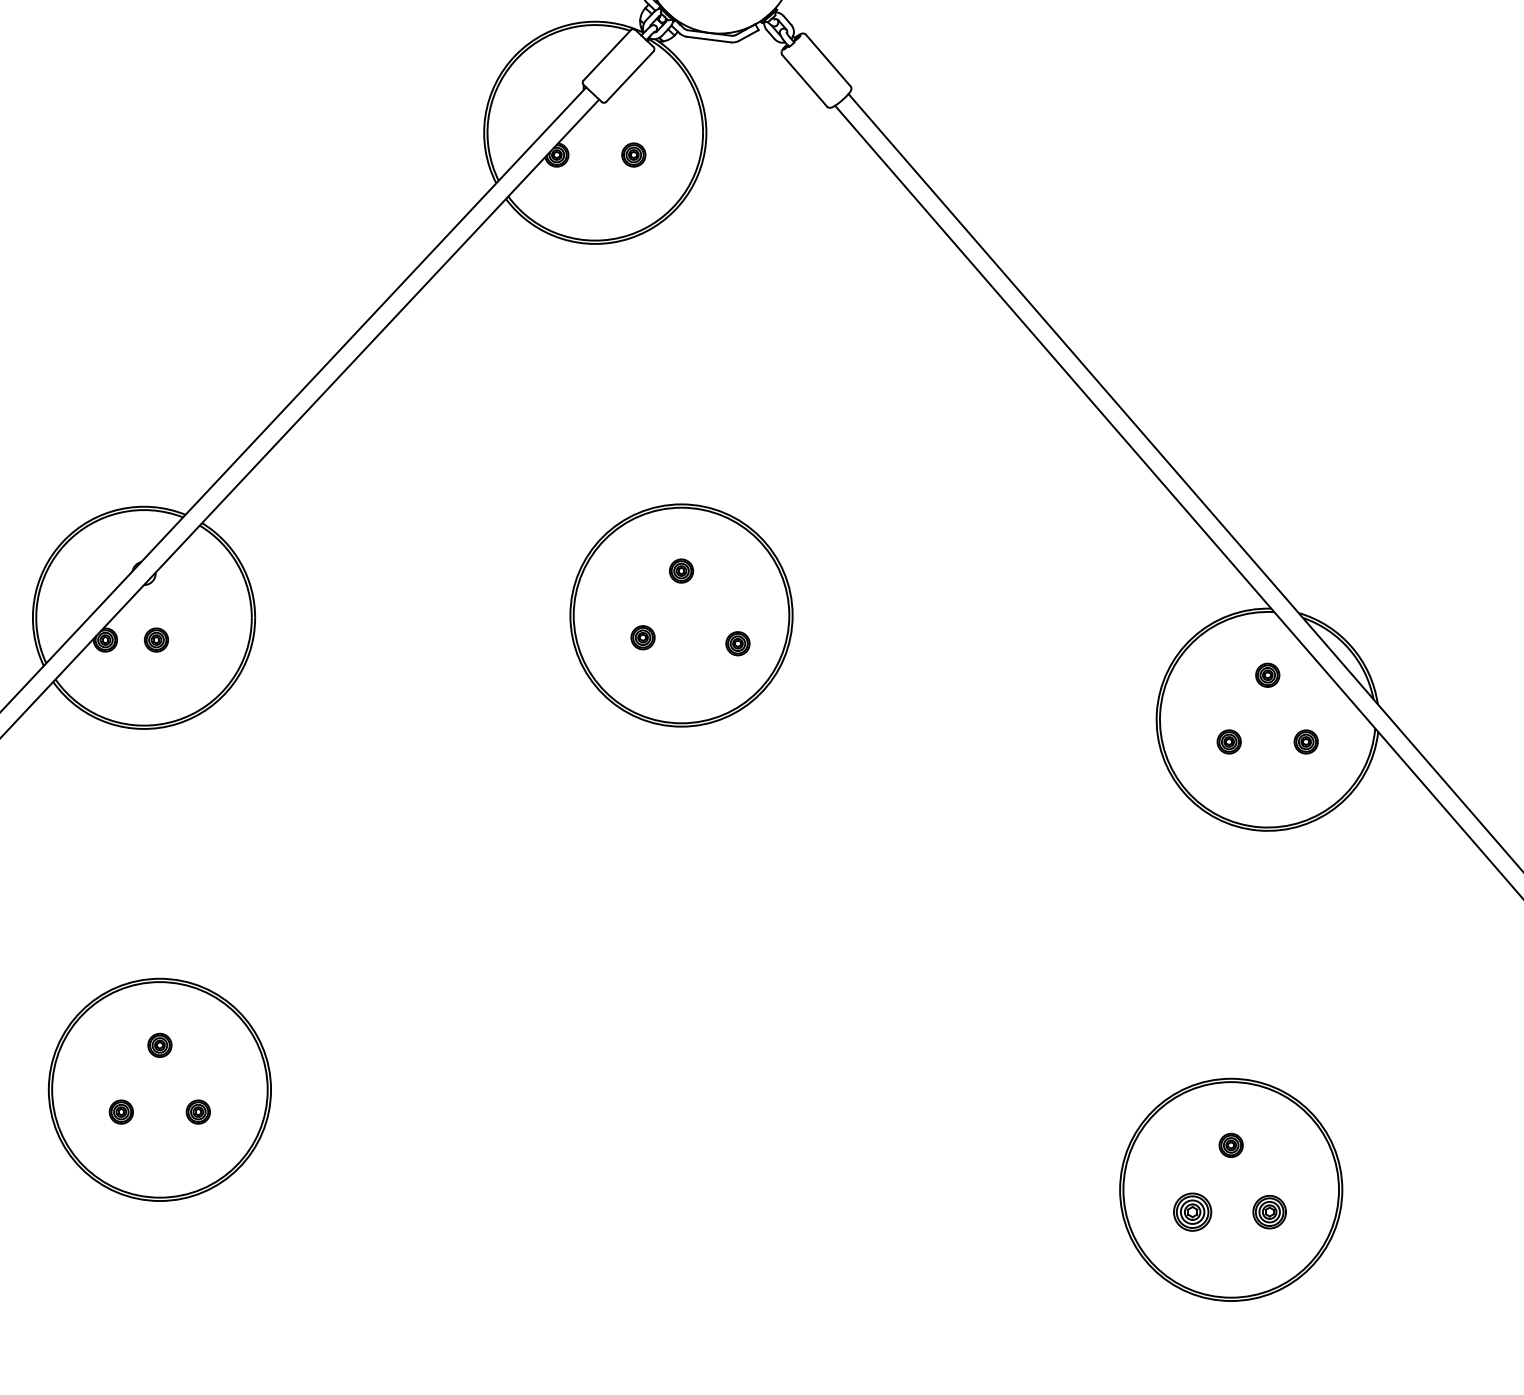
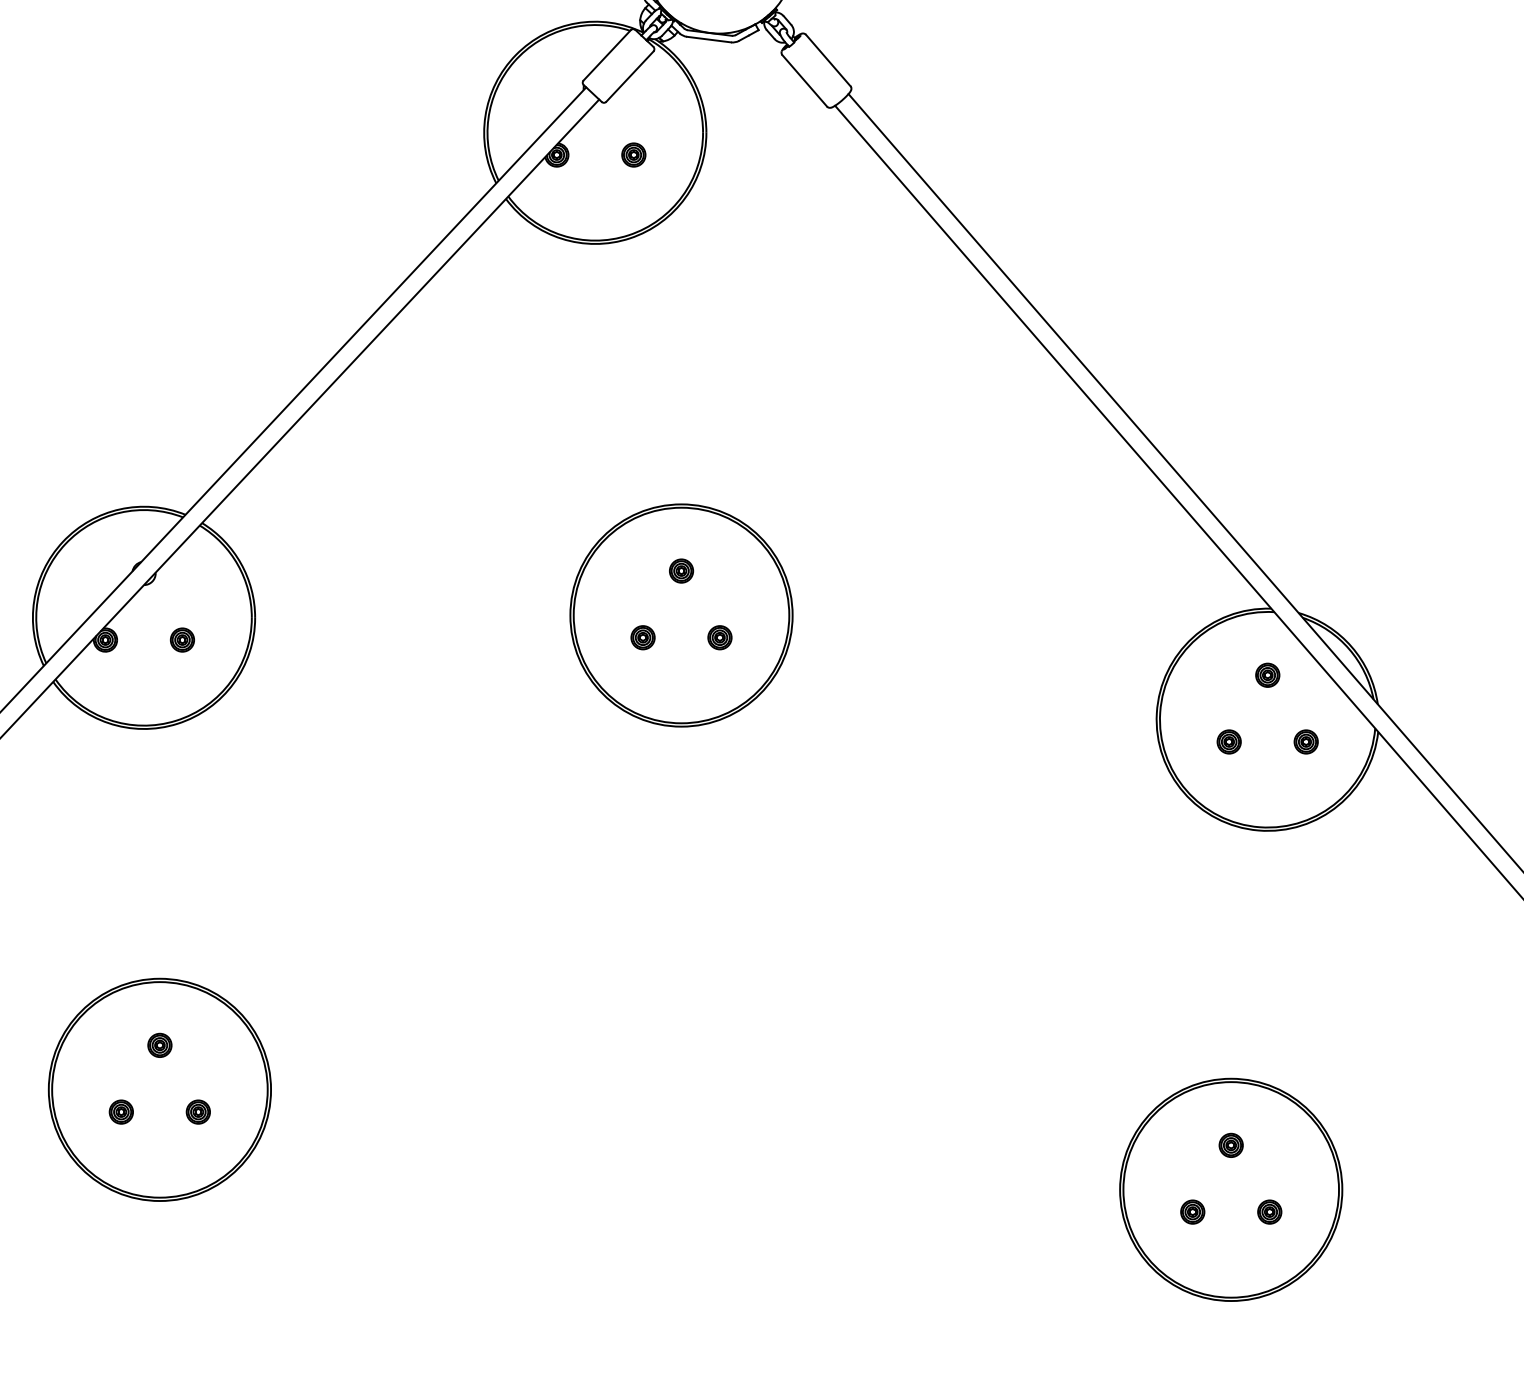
part position: (156, 639) -> (182, 639) (182, 639)
part position: (737, 643) -> (719, 637) (719, 637)
part size: 40x40 px -> 26x26 px (1192, 1211)
part size: 35x35 px -> 26x26 px (1269, 1211)
